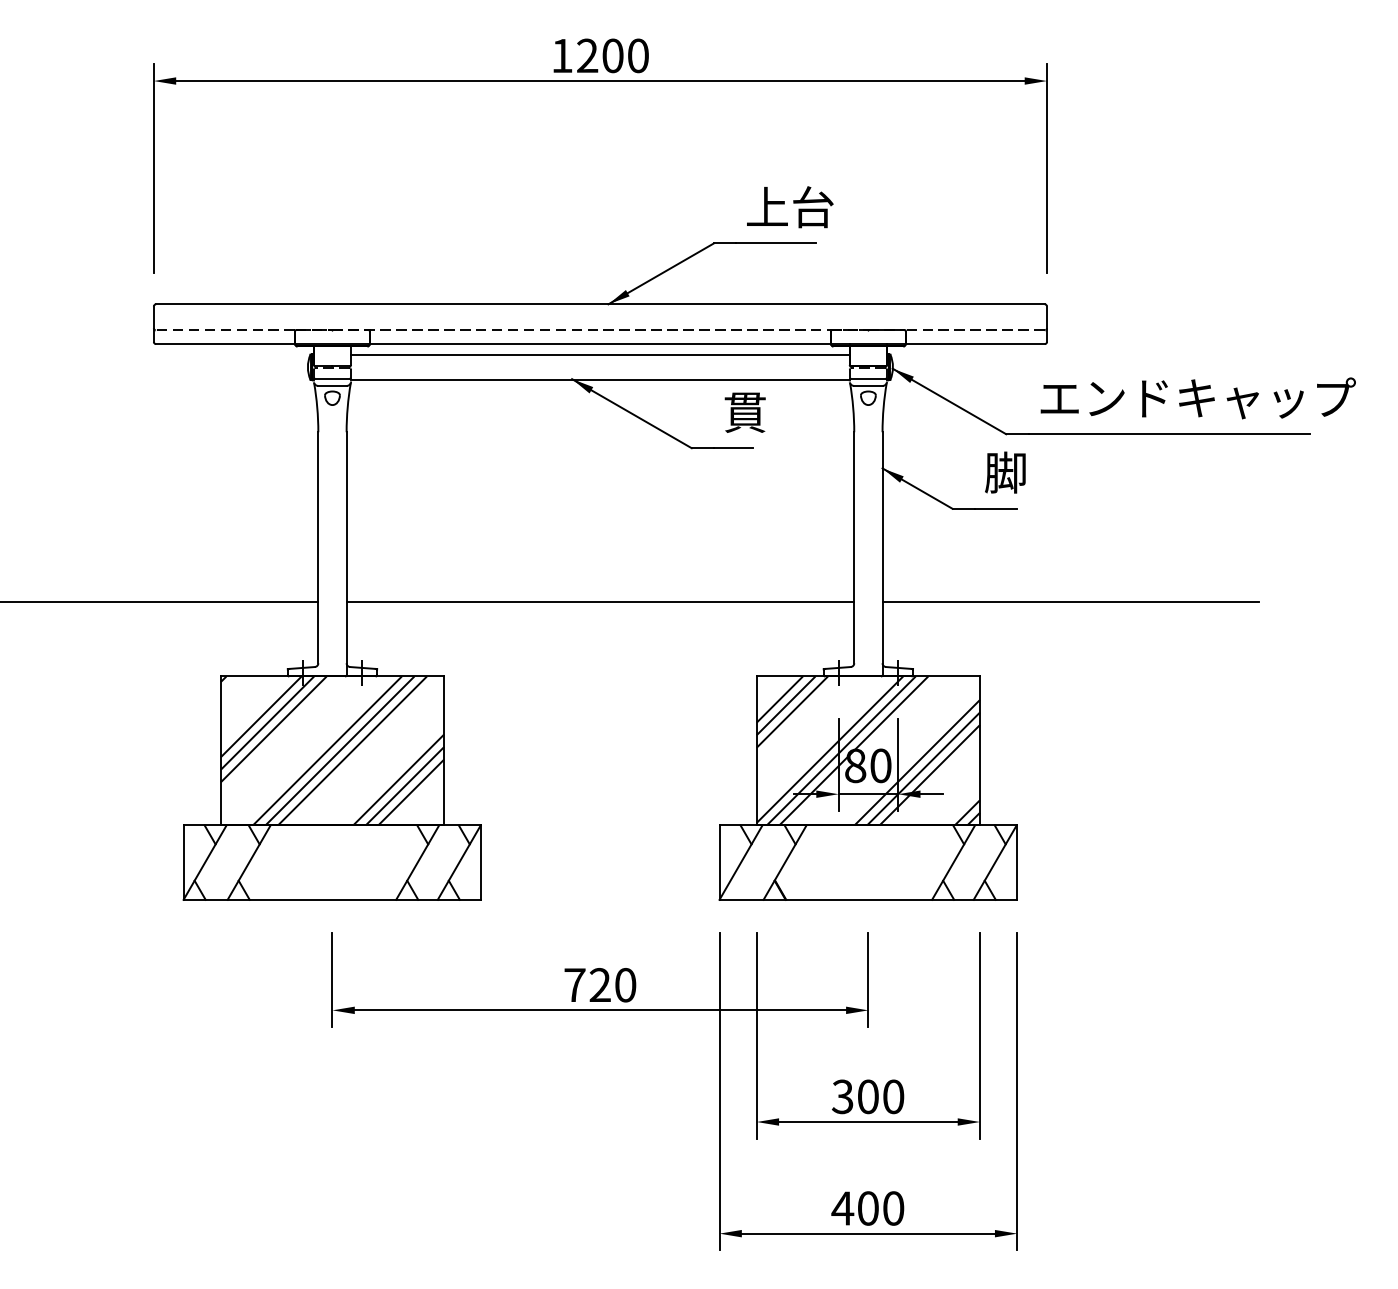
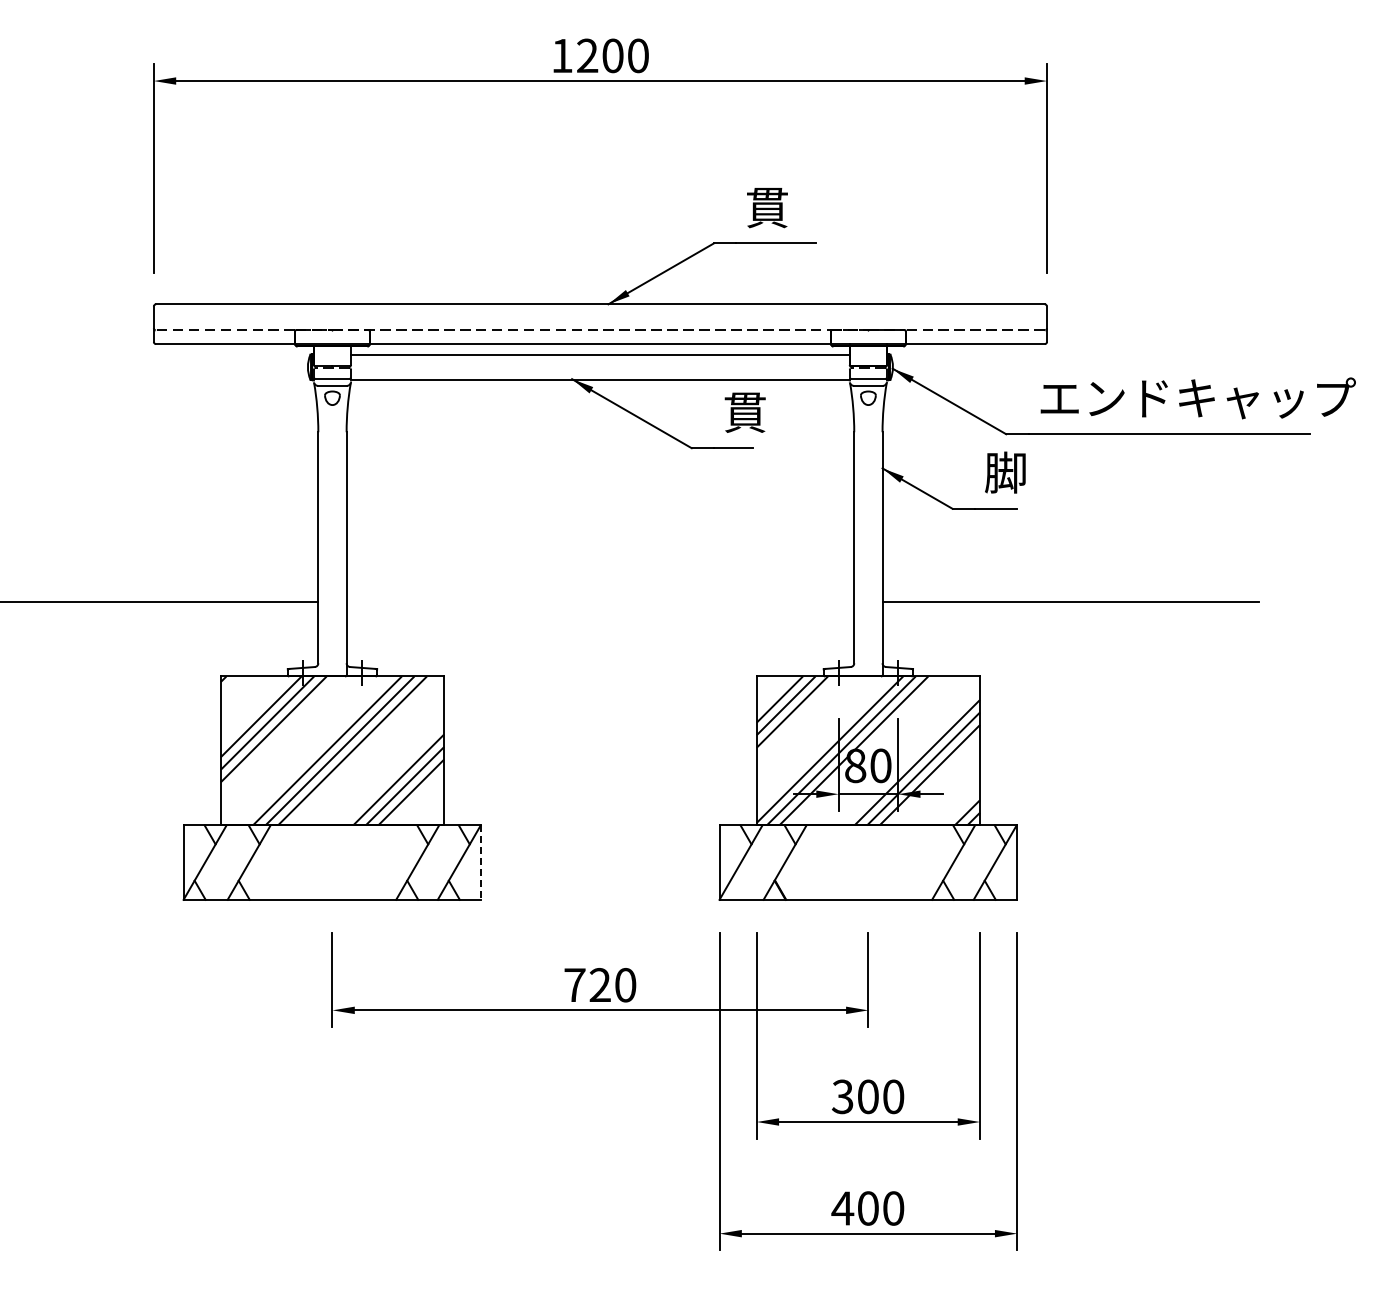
text: 上台 -> 貫 (790, 207)
line: present -> none (600, 602)
line: solid -> dashed (481, 863)
